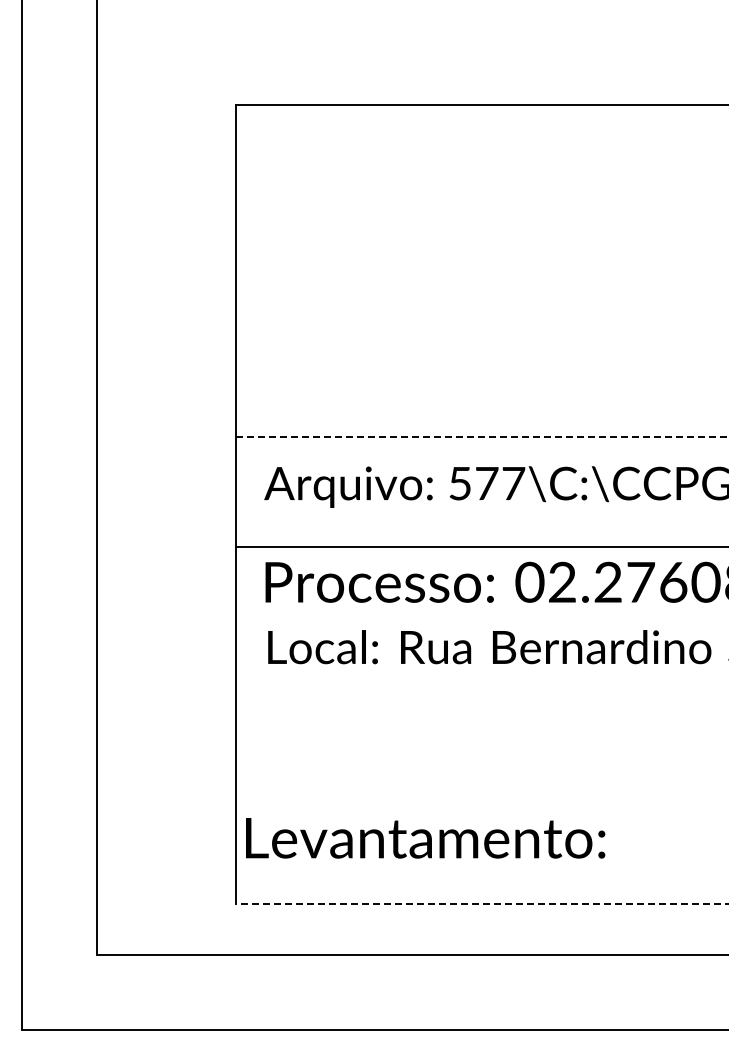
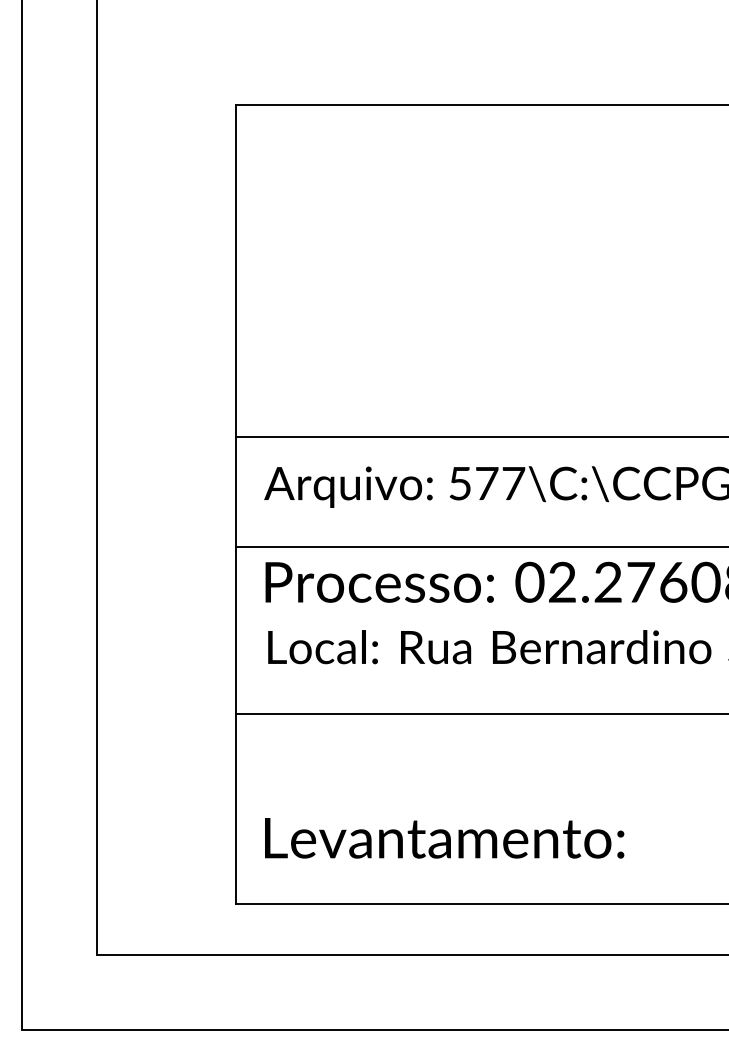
line: dashed -> solid (482, 437)
line: none -> present (480, 714)
text position: (425, 838) -> (444, 838) (444, 838)
line: dashed -> solid (482, 903)
